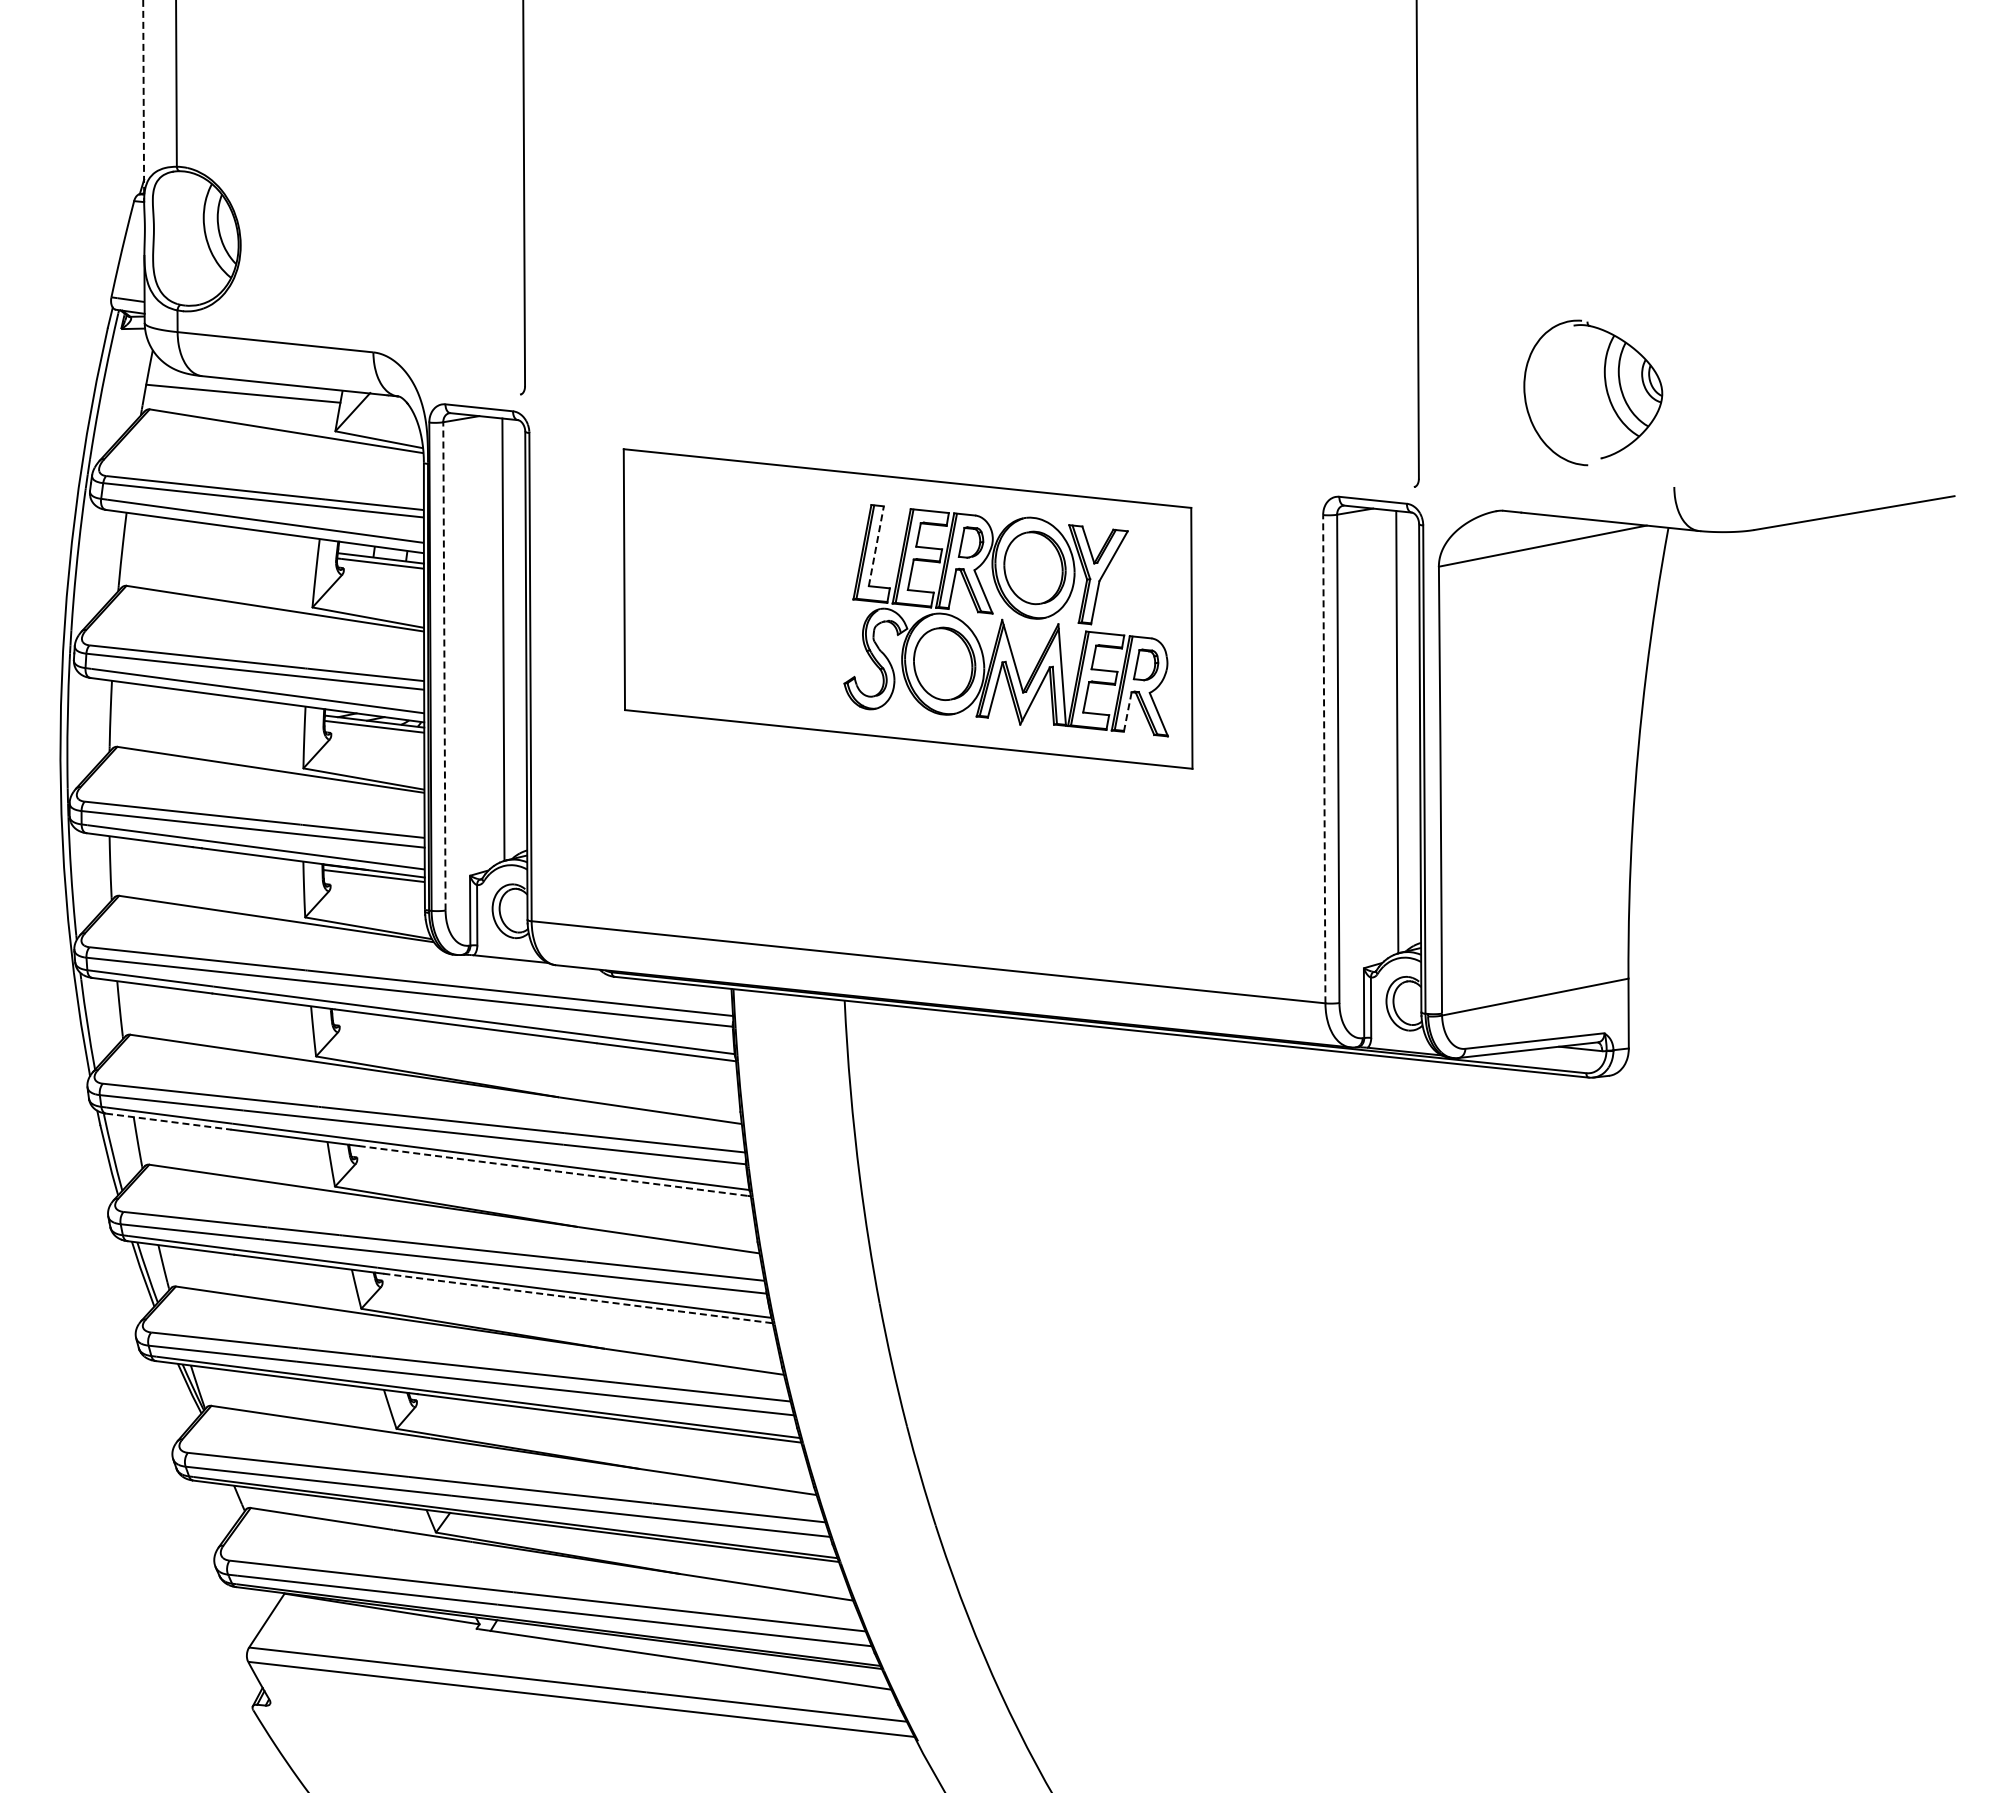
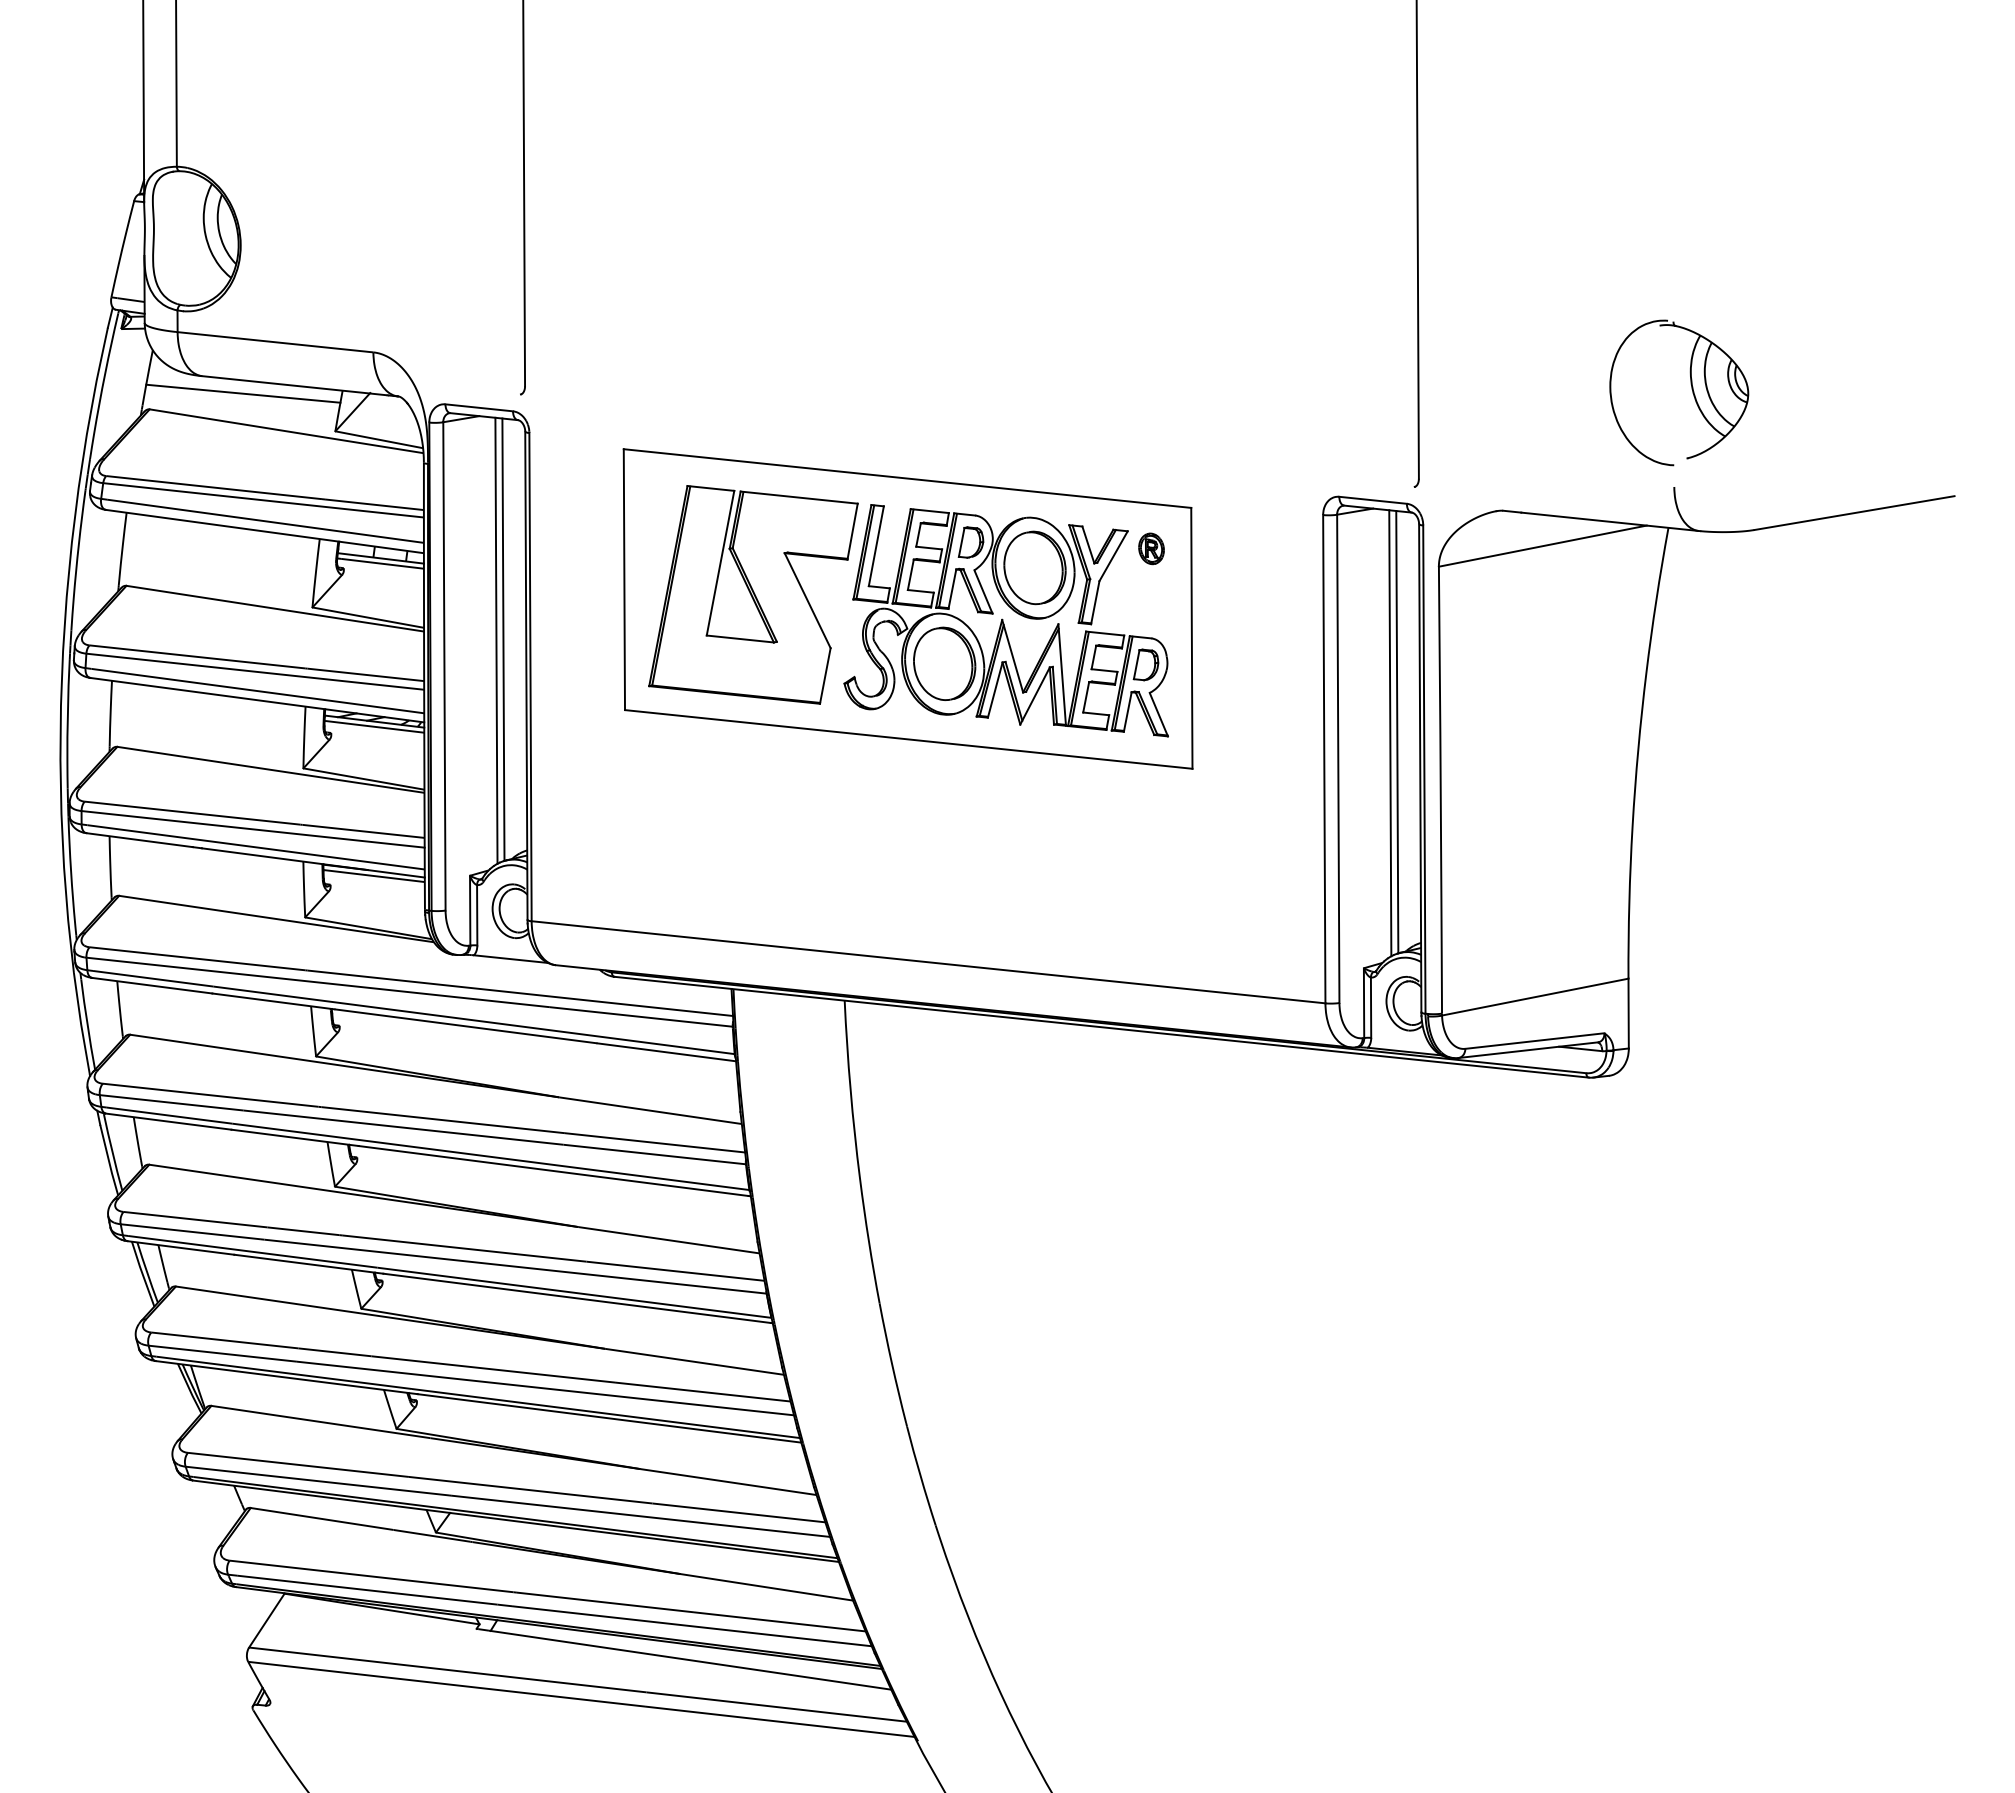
line: dashed -> solid (143, 101)
part position: (1605, 389) -> (1691, 389) (1691, 389)
line: dashed -> solid (876, 546)
part: none -> present (1151, 548)
part: none -> present (753, 594)
line: none -> present (496, 640)
line: dashed -> solid (444, 665)
line: dashed -> solid (1127, 711)
line: none -> present (1390, 733)
line: dashed -> solid (1324, 758)
line: dashed -> solid (169, 1121)
line: dashed -> solid (553, 1171)
line: dashed -> solid (577, 1298)
